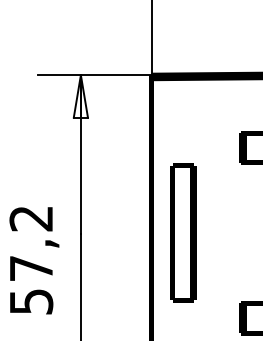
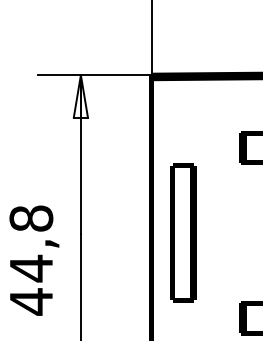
text: 57,2 -> 44,8 (31, 260)
